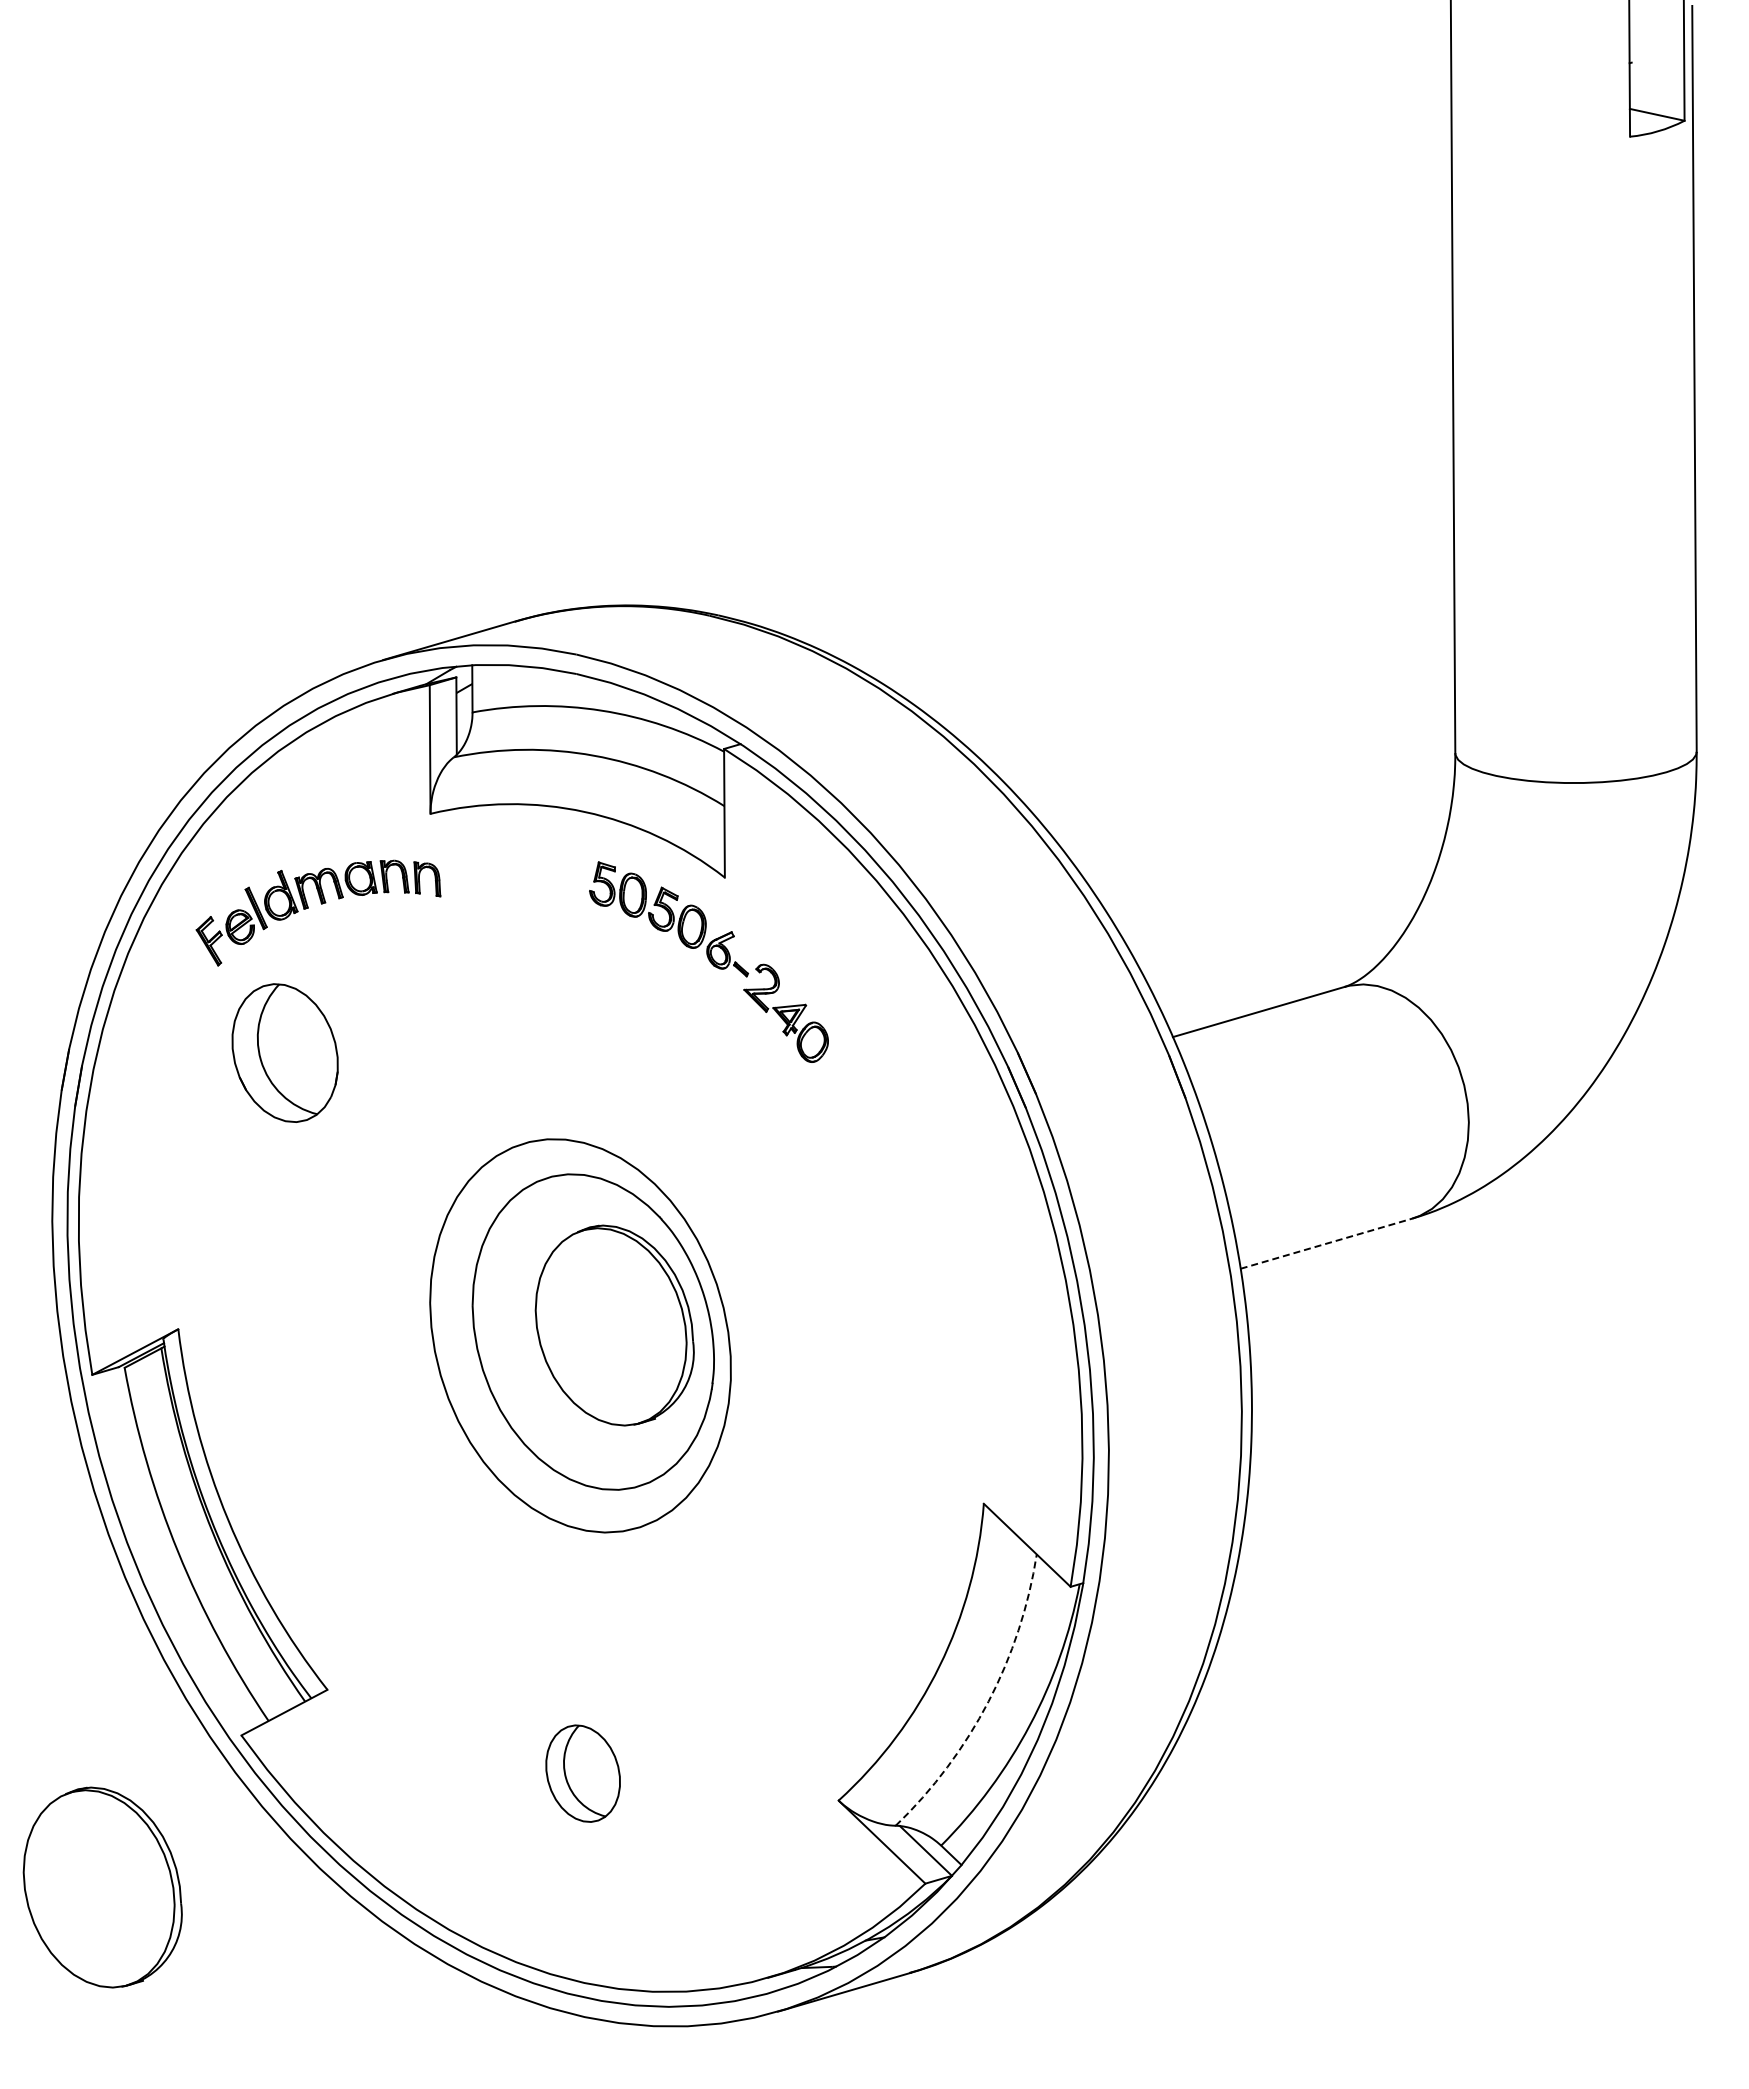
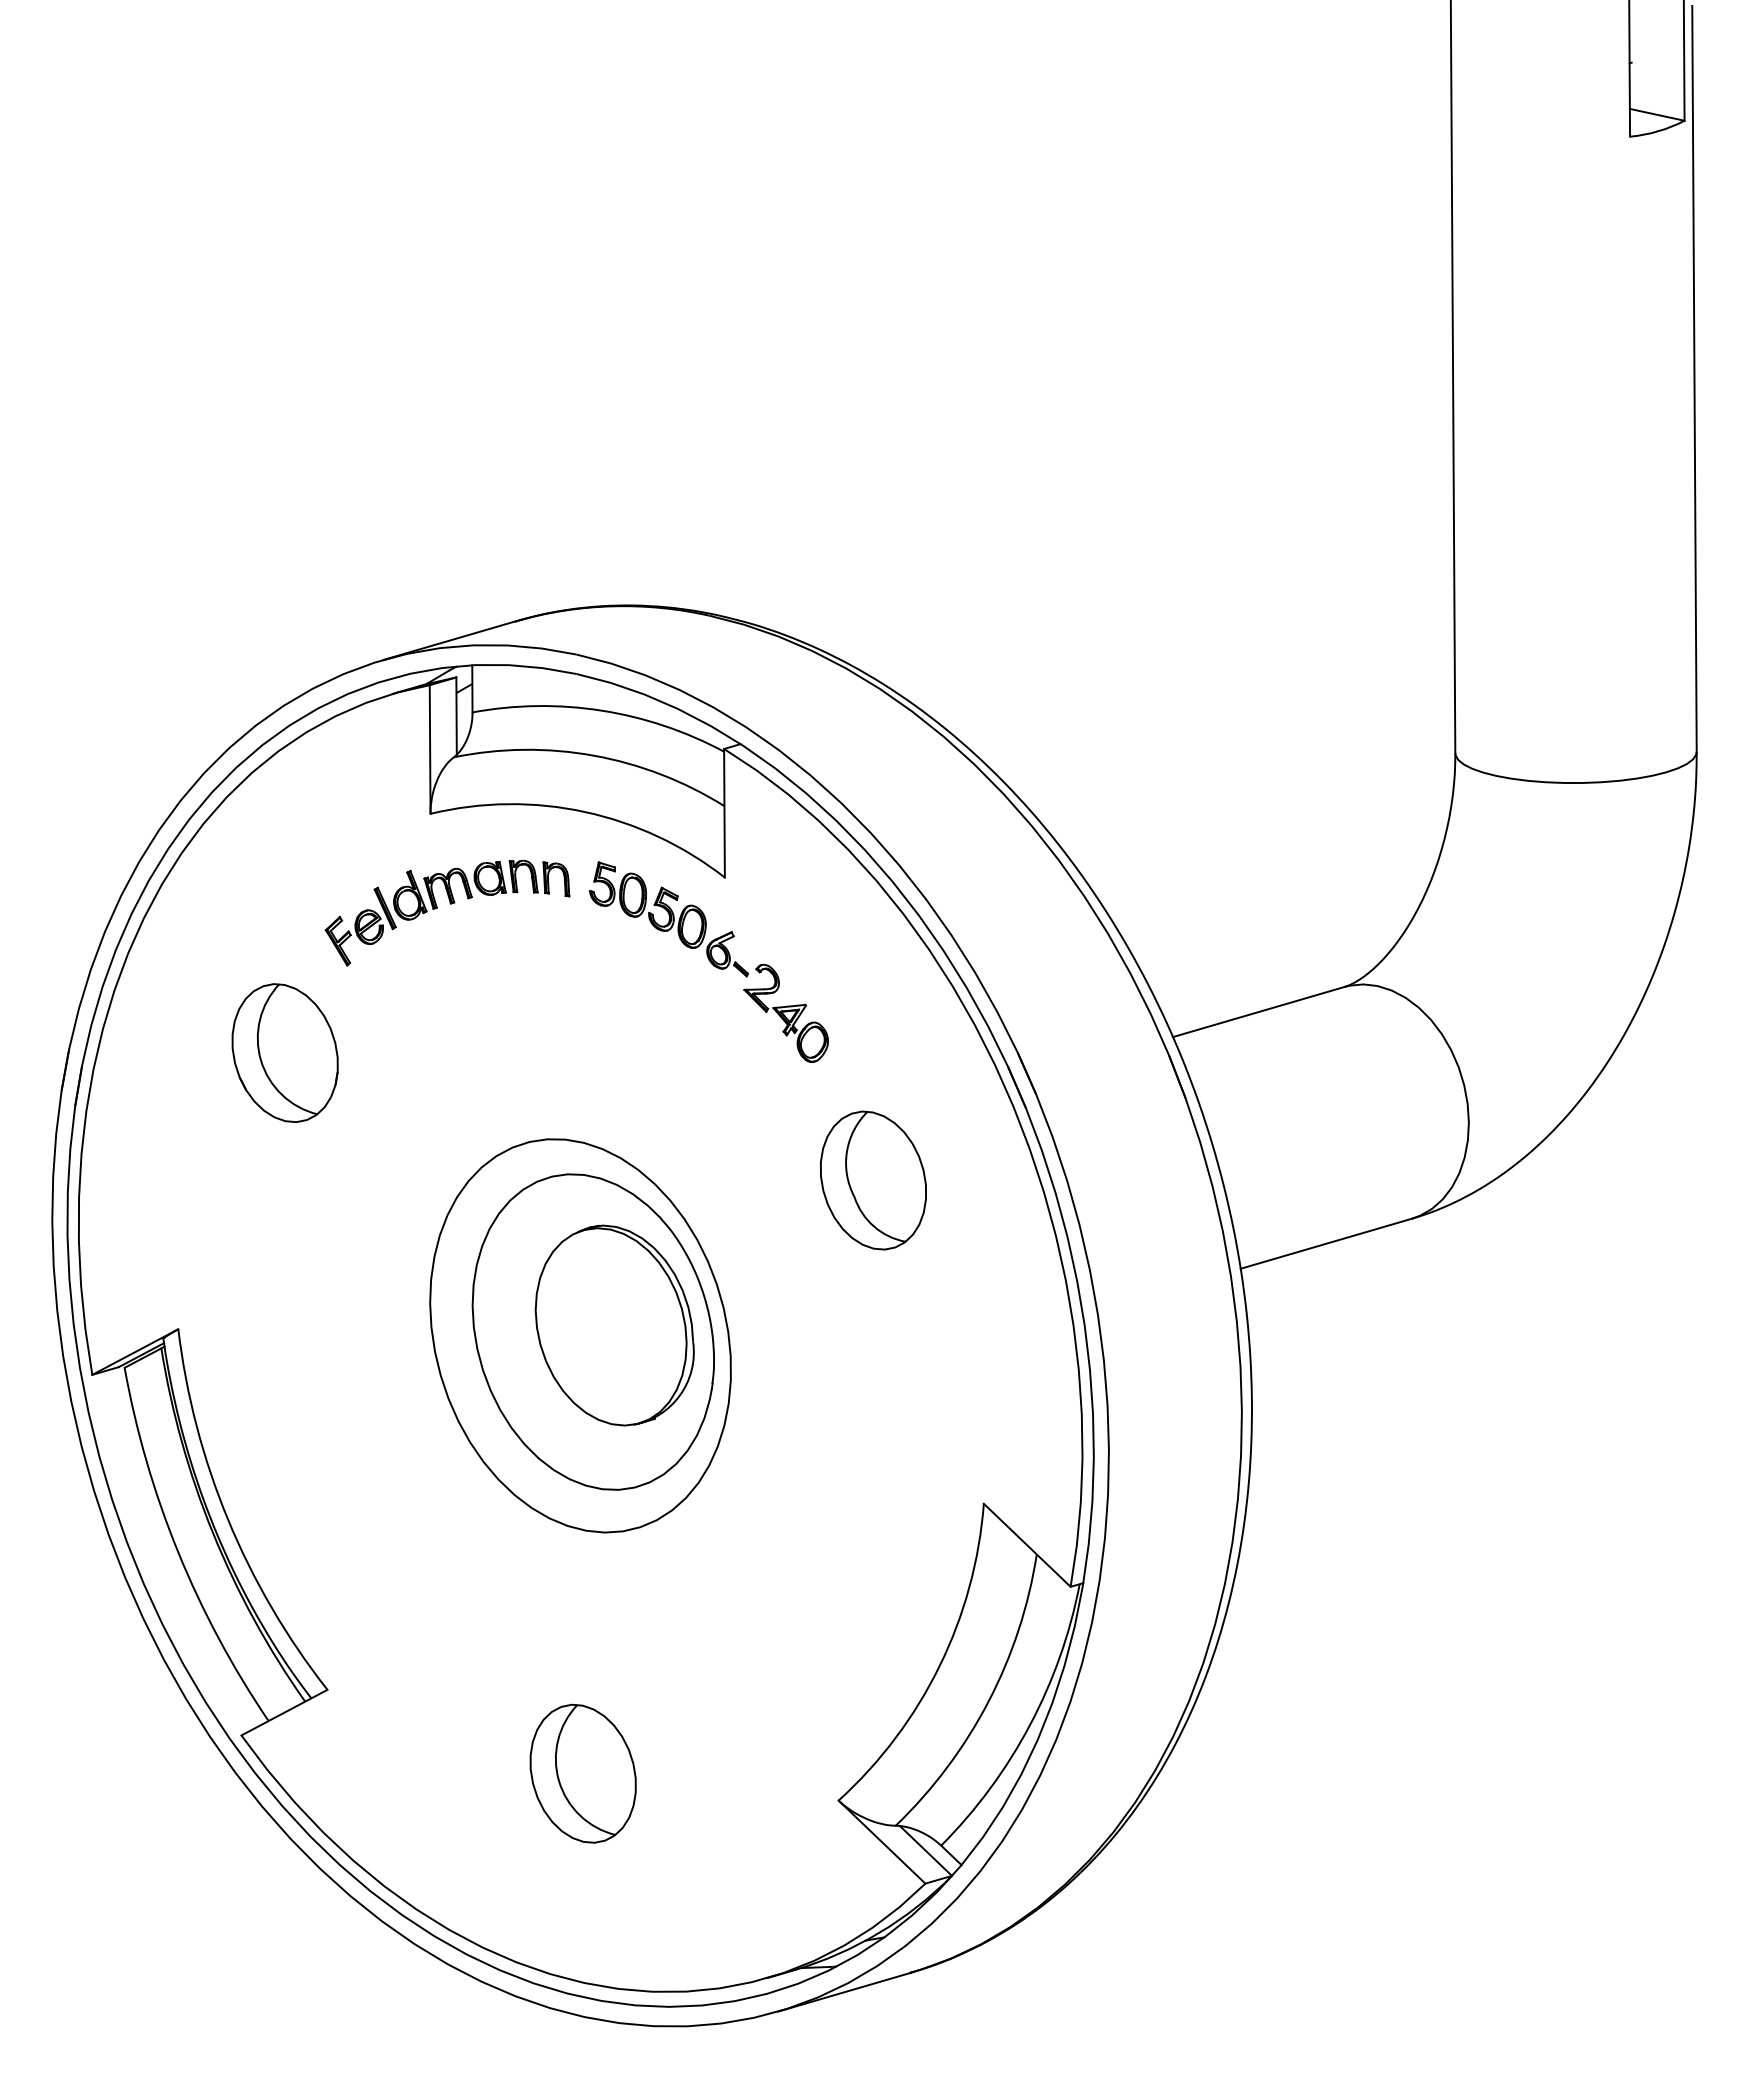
part position: (321, 904) -> (450, 904) (450, 904)
part: none -> present (873, 1180)
line: dashed -> solid (1326, 1243)
arc: dashed -> solid (988, 1701)
part size: 76x99 px -> 108x141 px (582, 1773)
part: present -> none (102, 1887)
